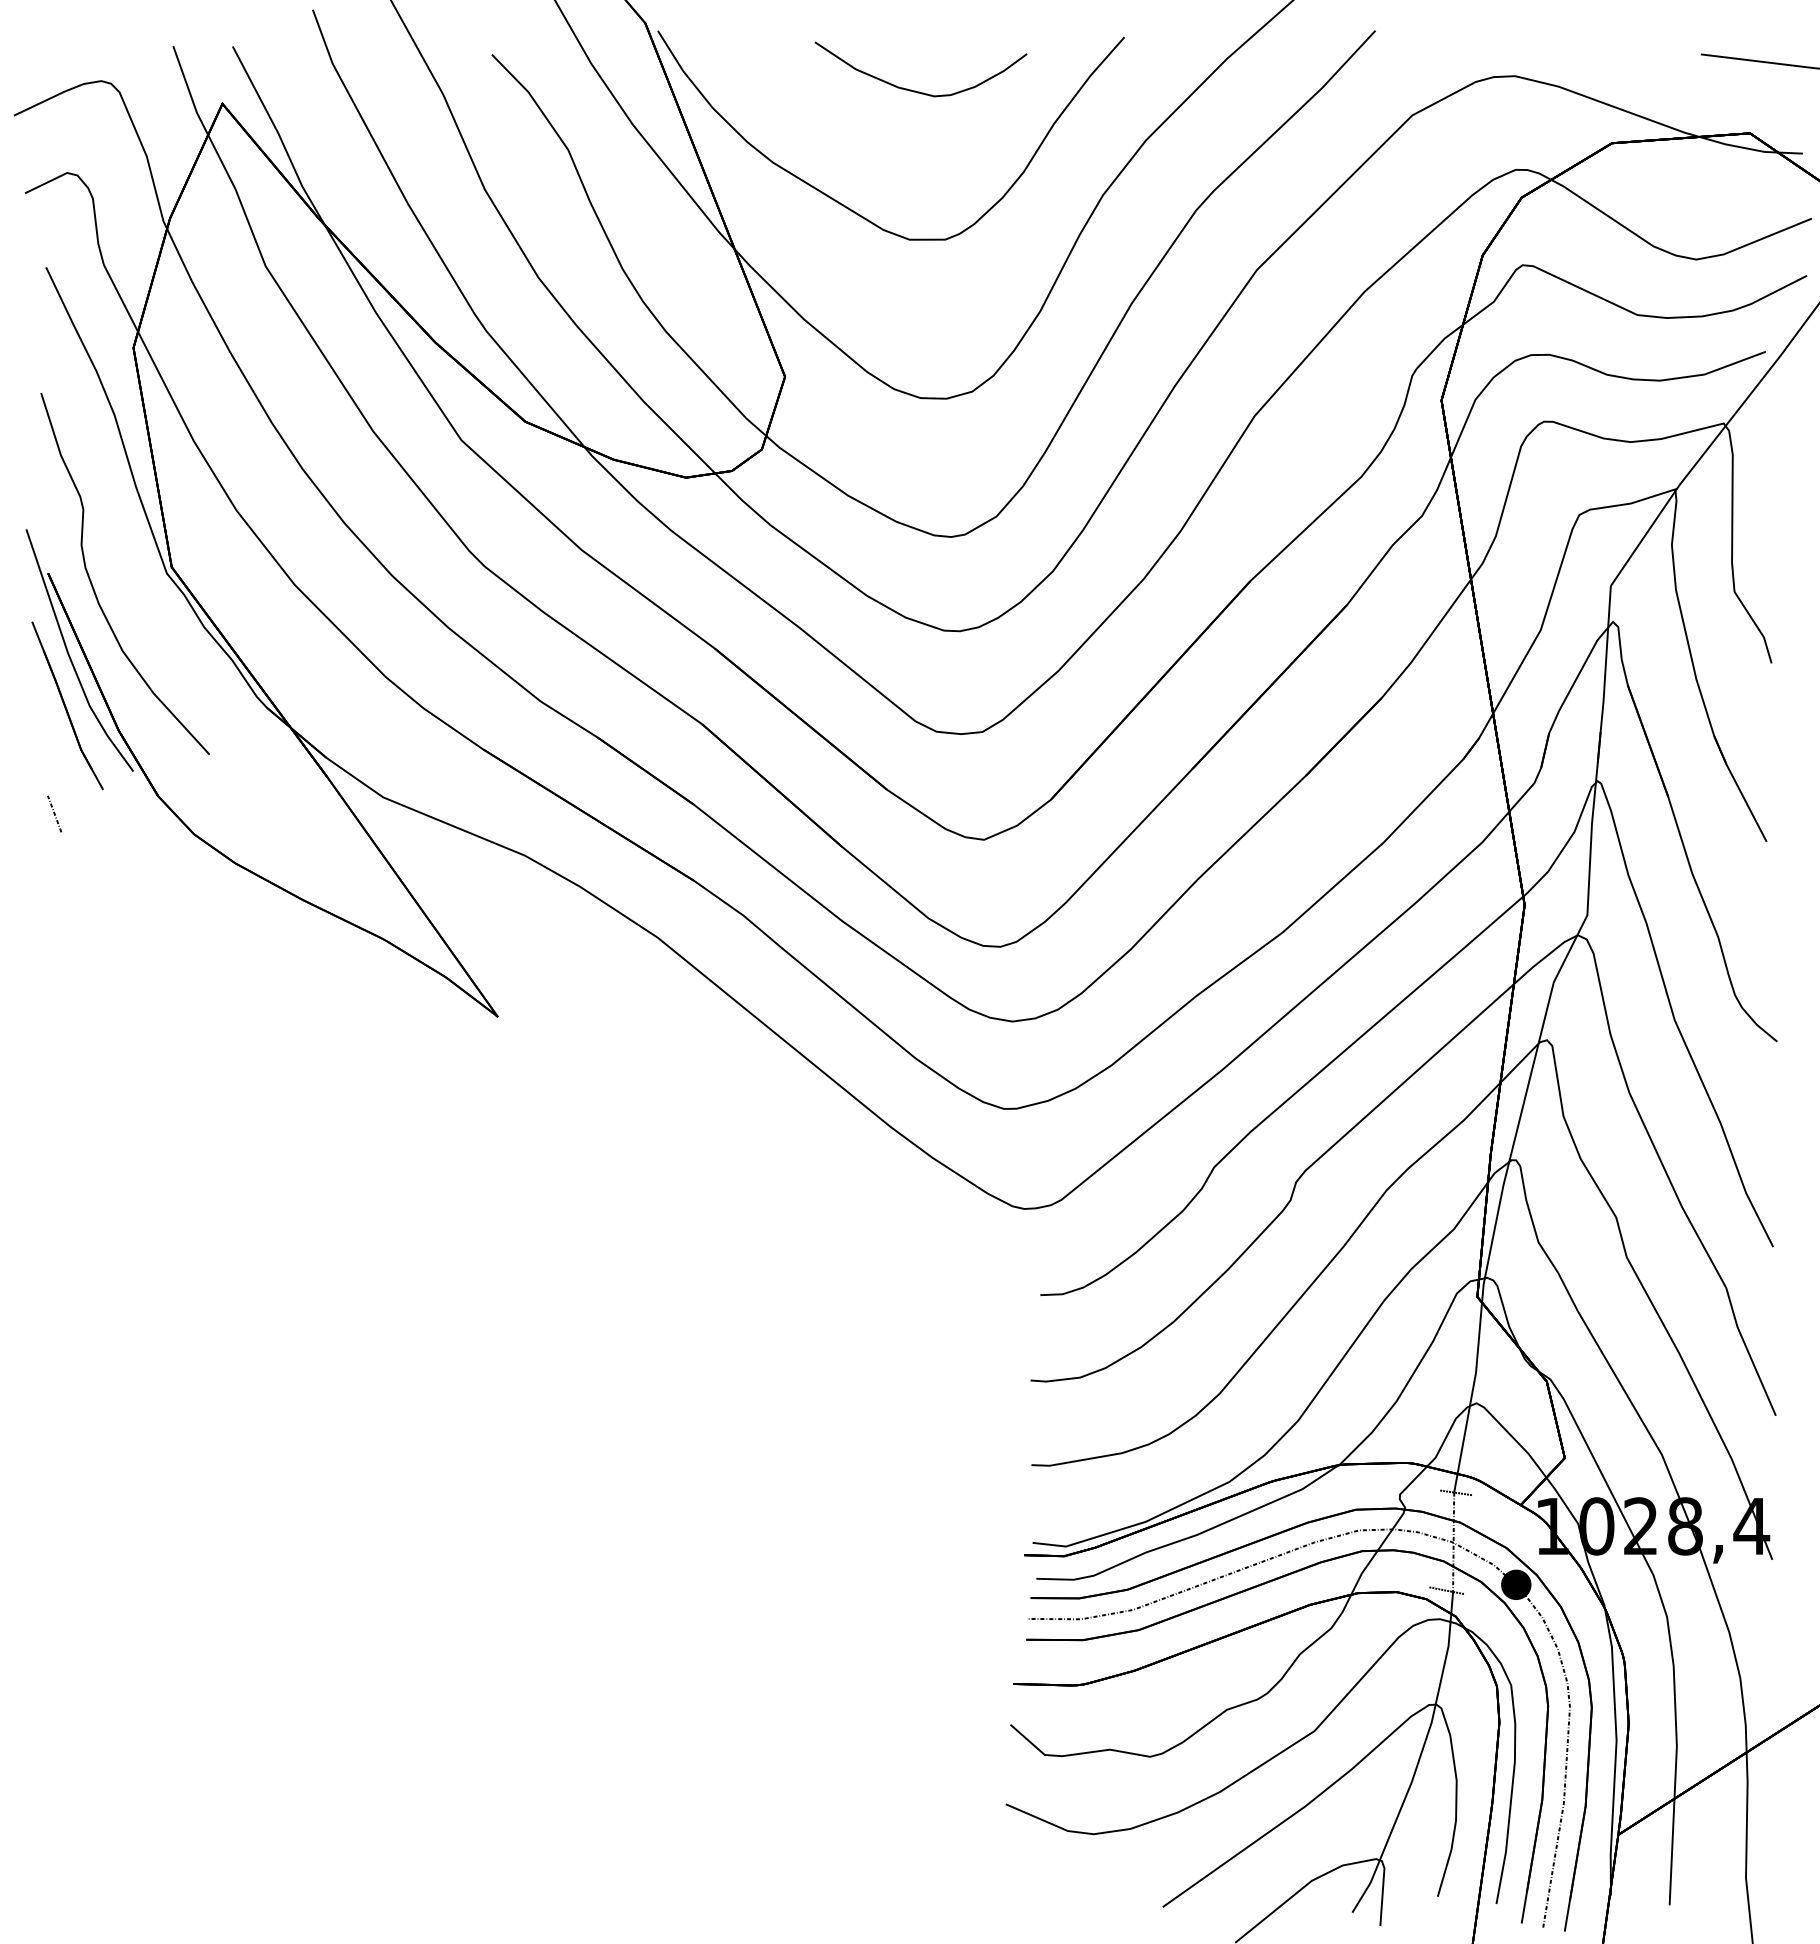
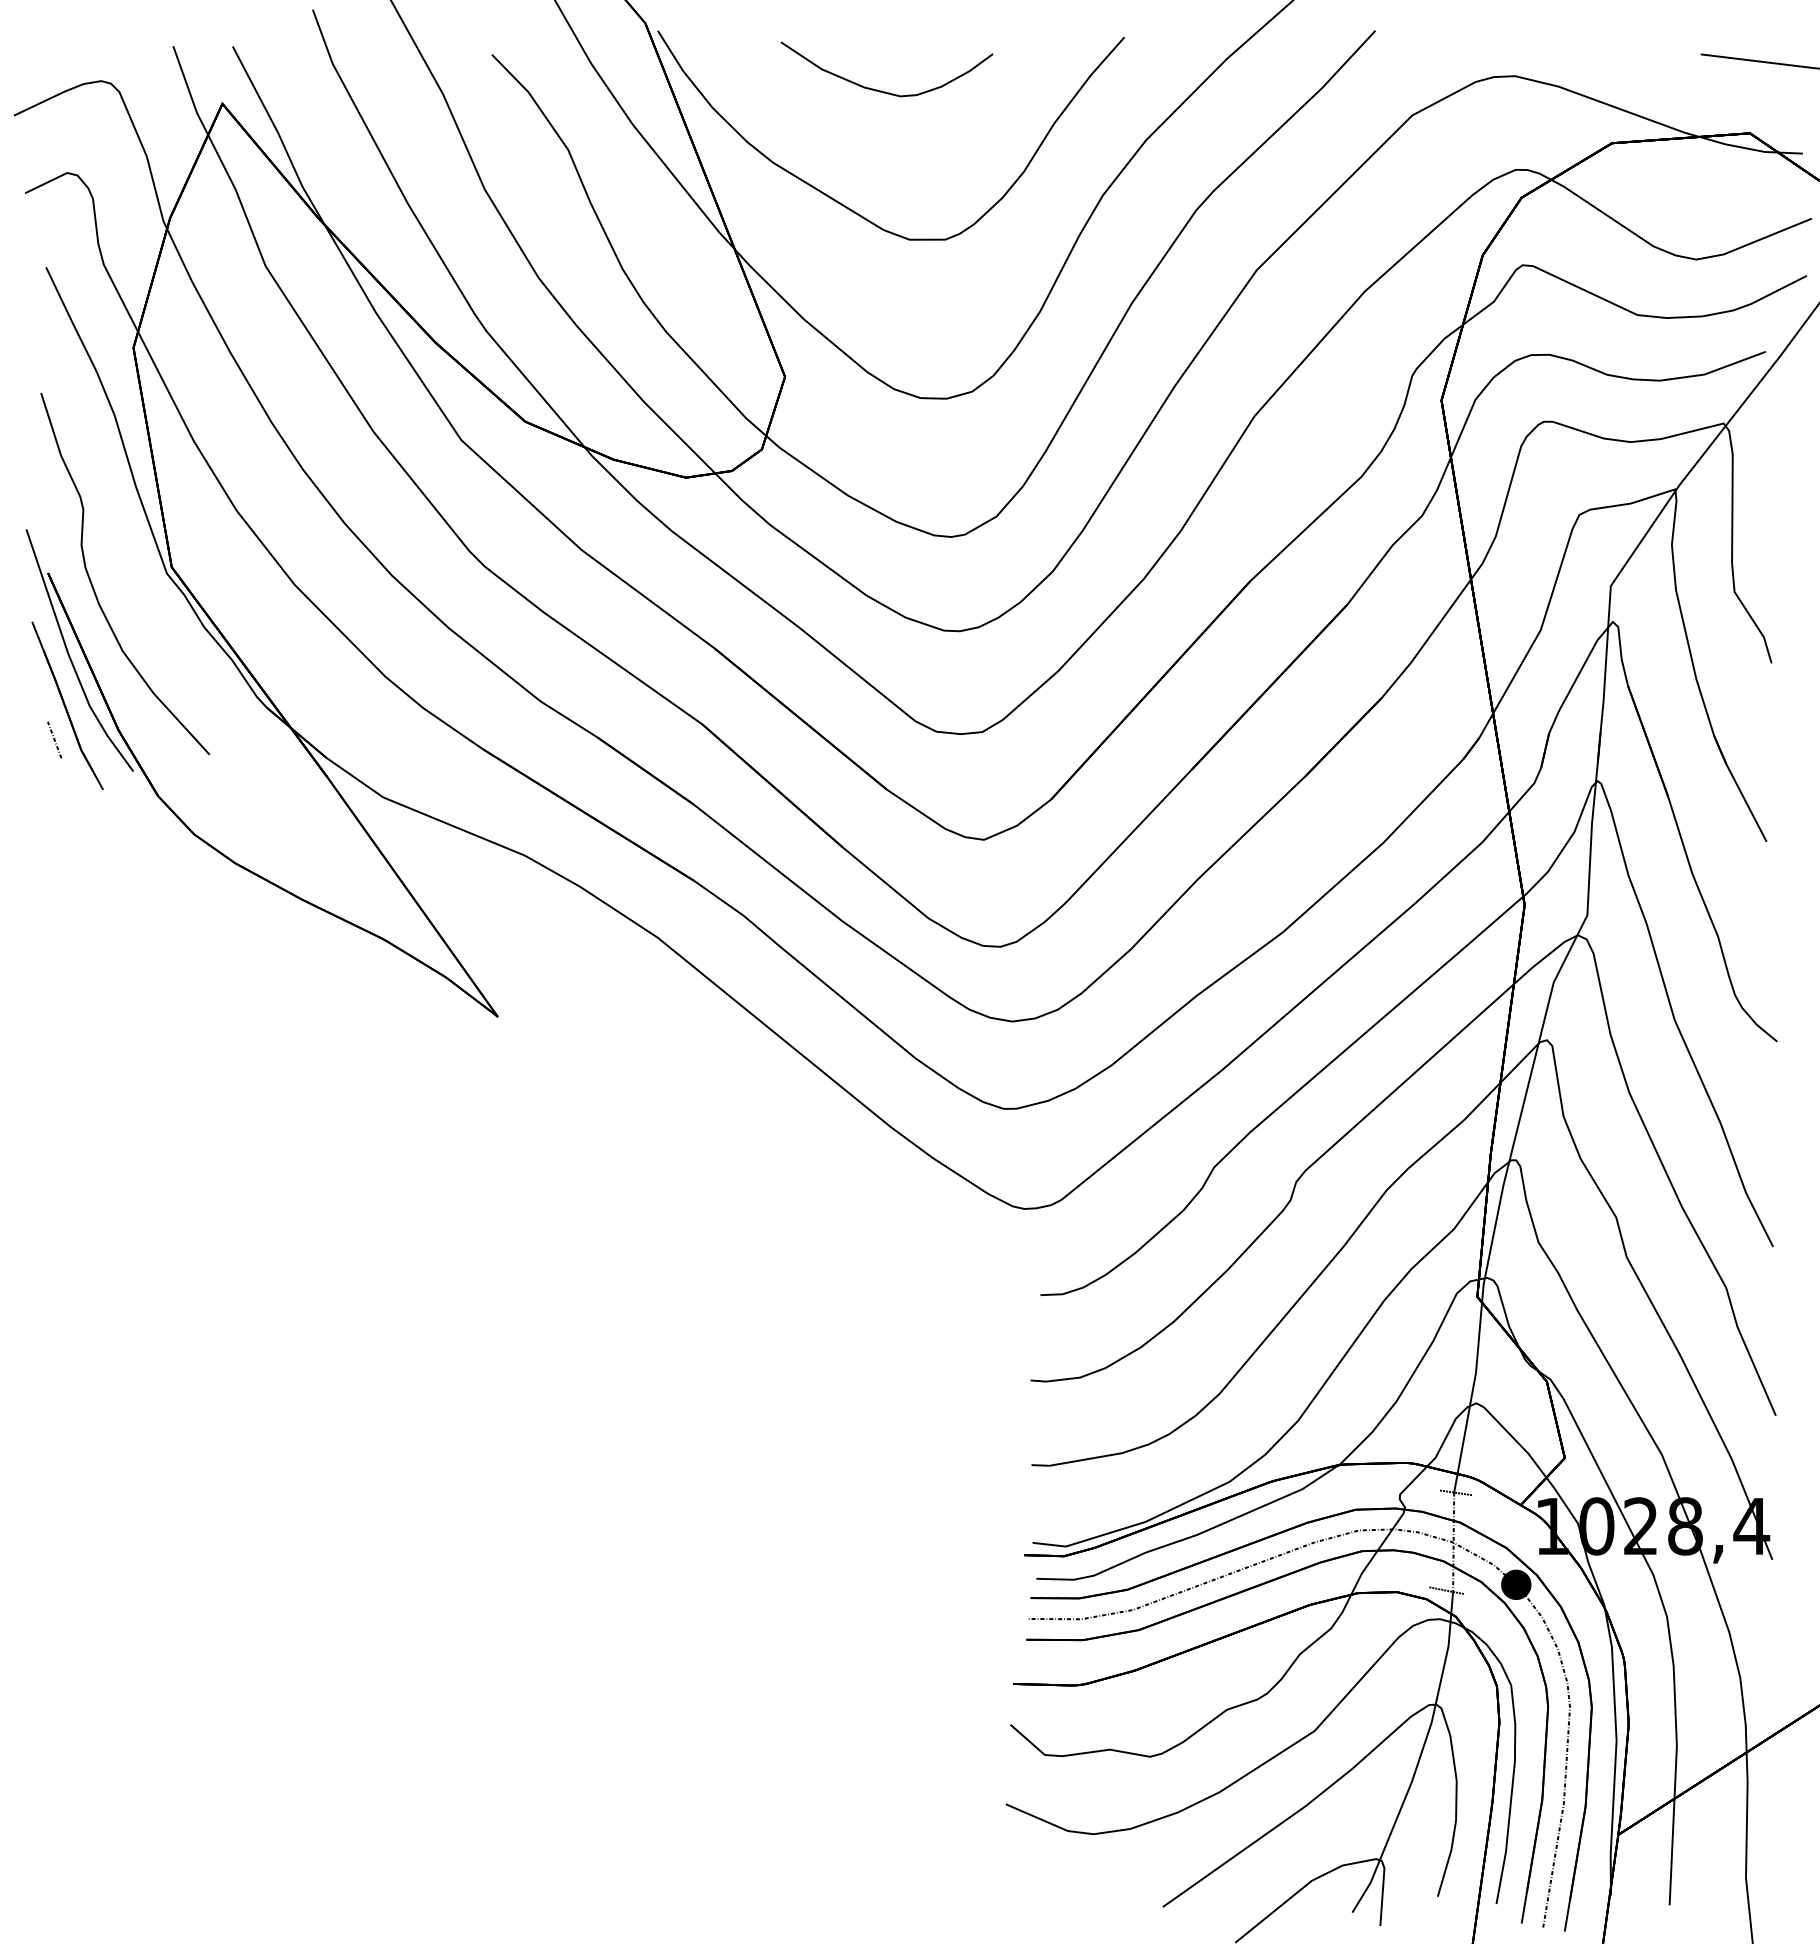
part position: (915, 90) -> (881, 90) (881, 90)
line position: (54, 813) -> (54, 739) (54, 739)
